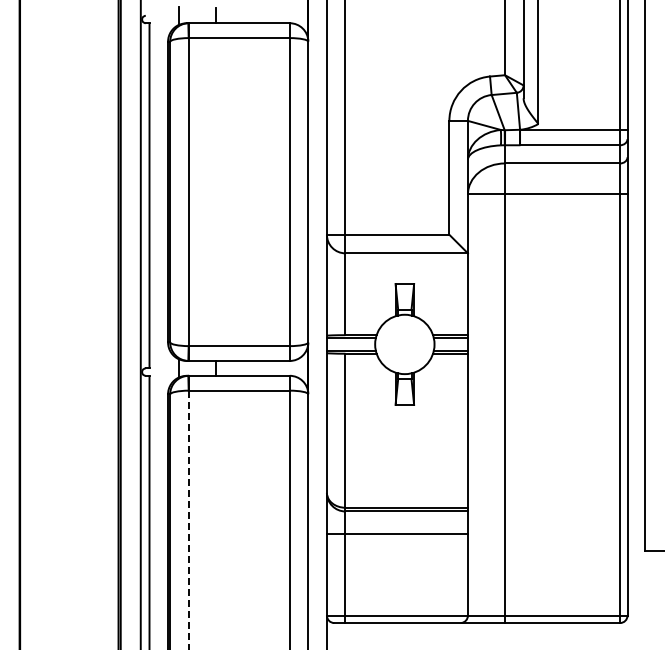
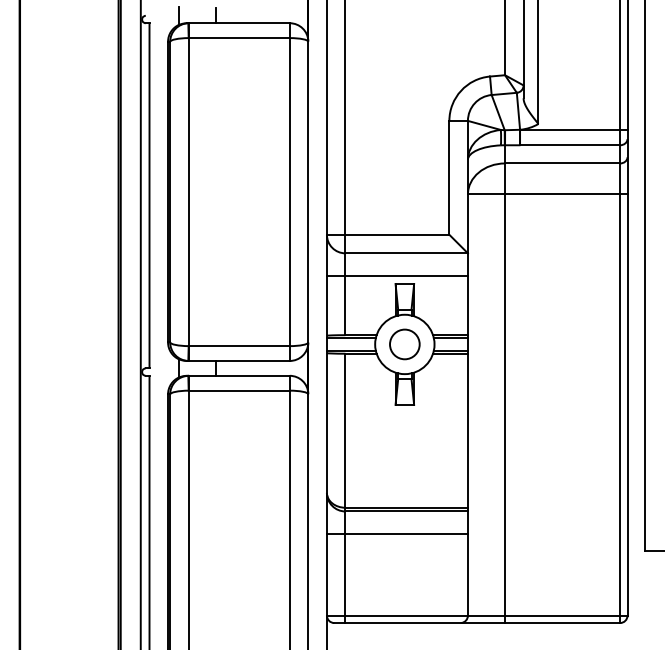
line: none -> present (396, 275)
circle: none -> present (404, 344)
line: dashed -> solid (188, 520)
